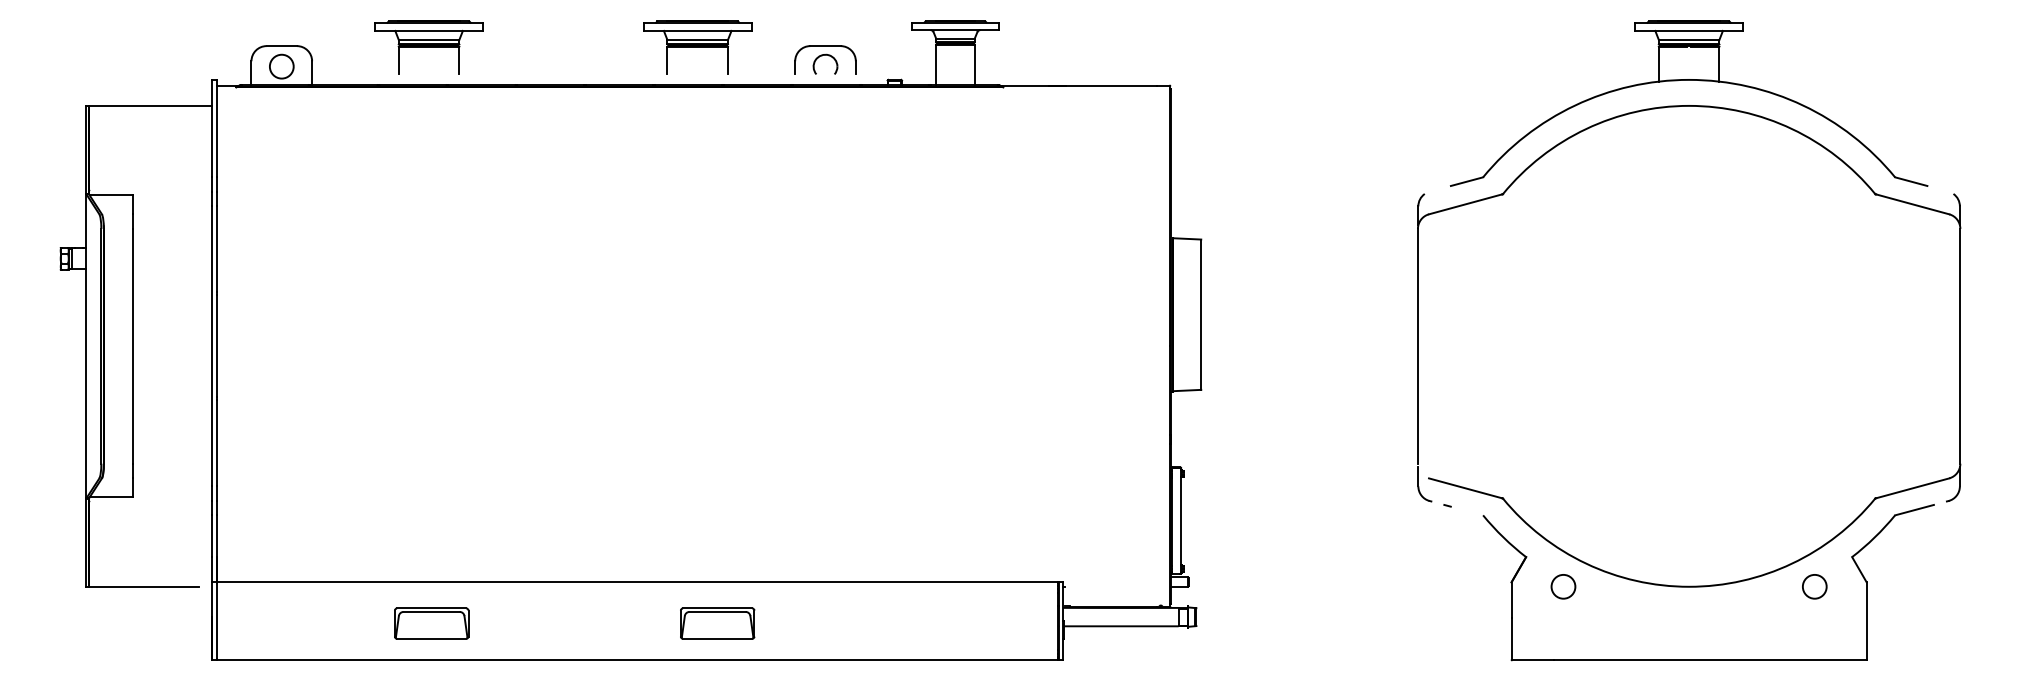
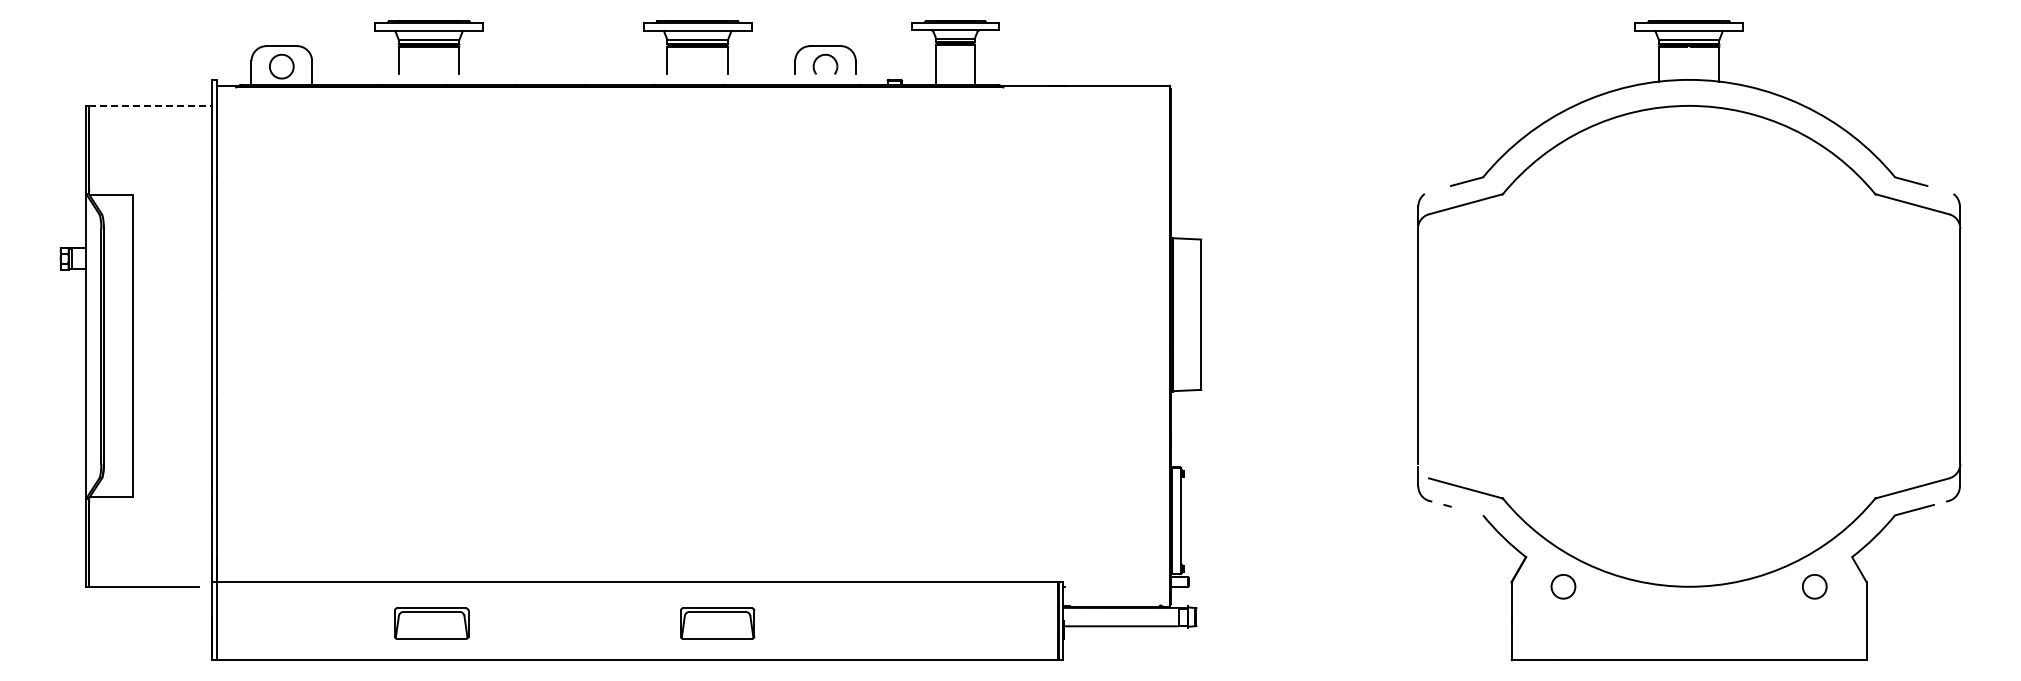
line: solid -> dashed (150, 105)
